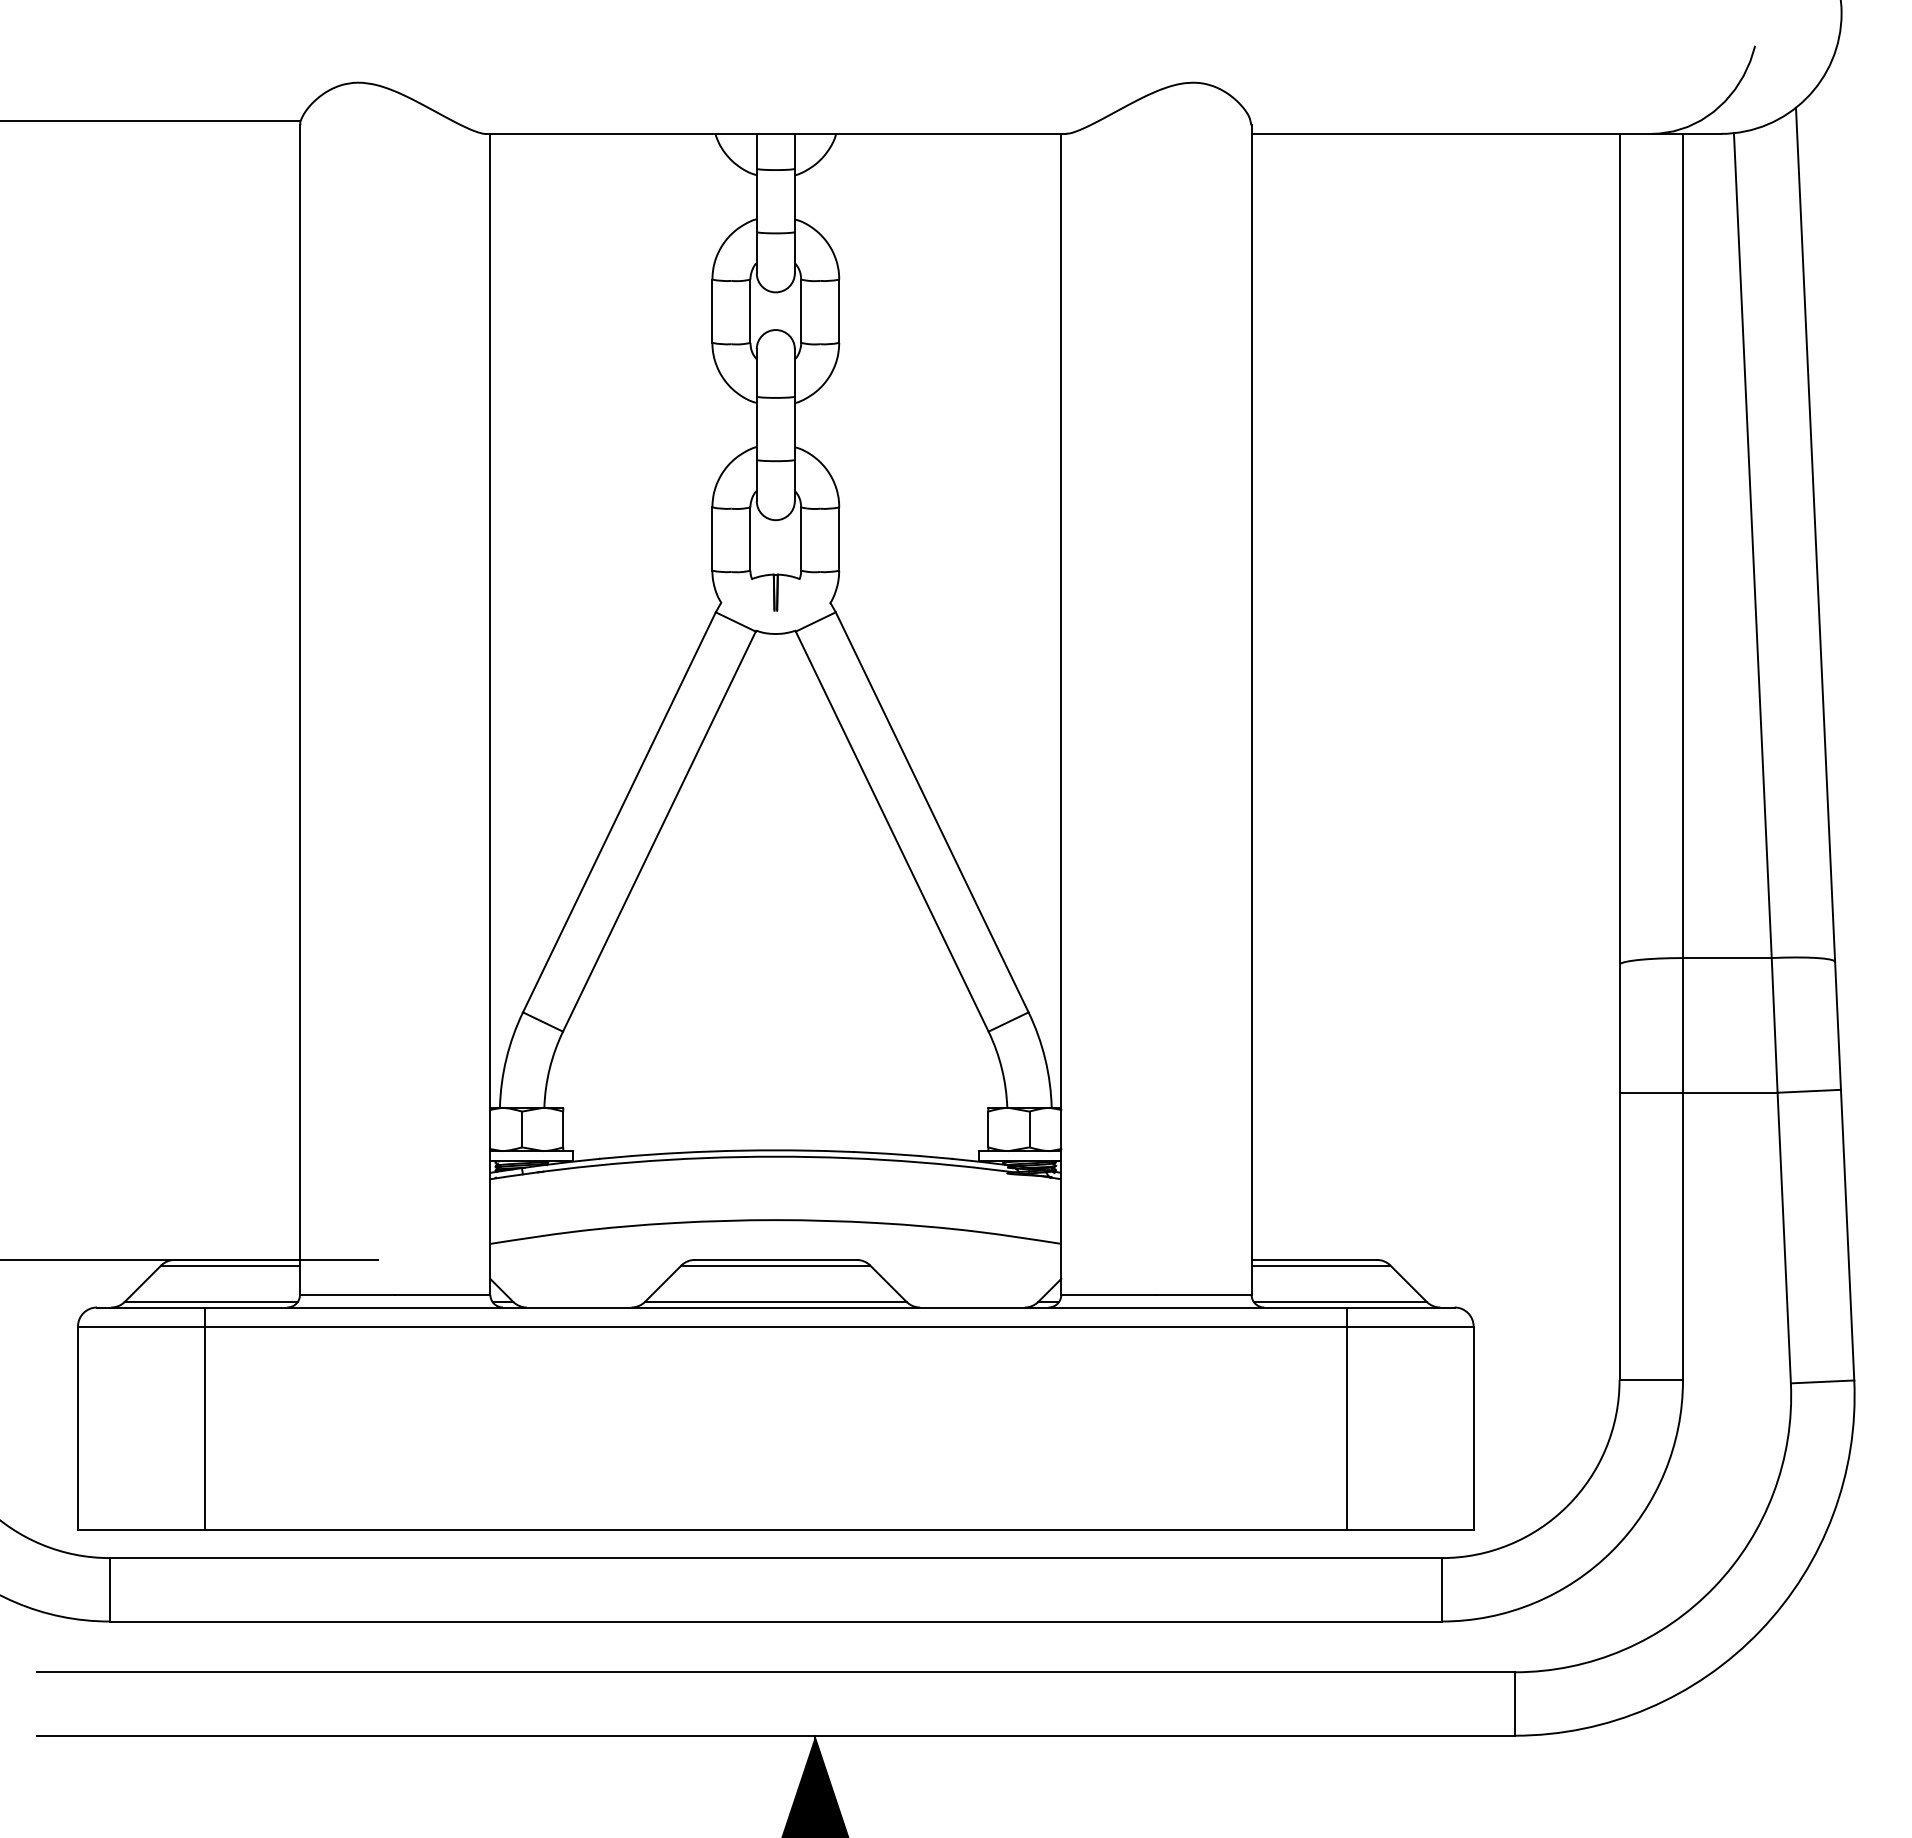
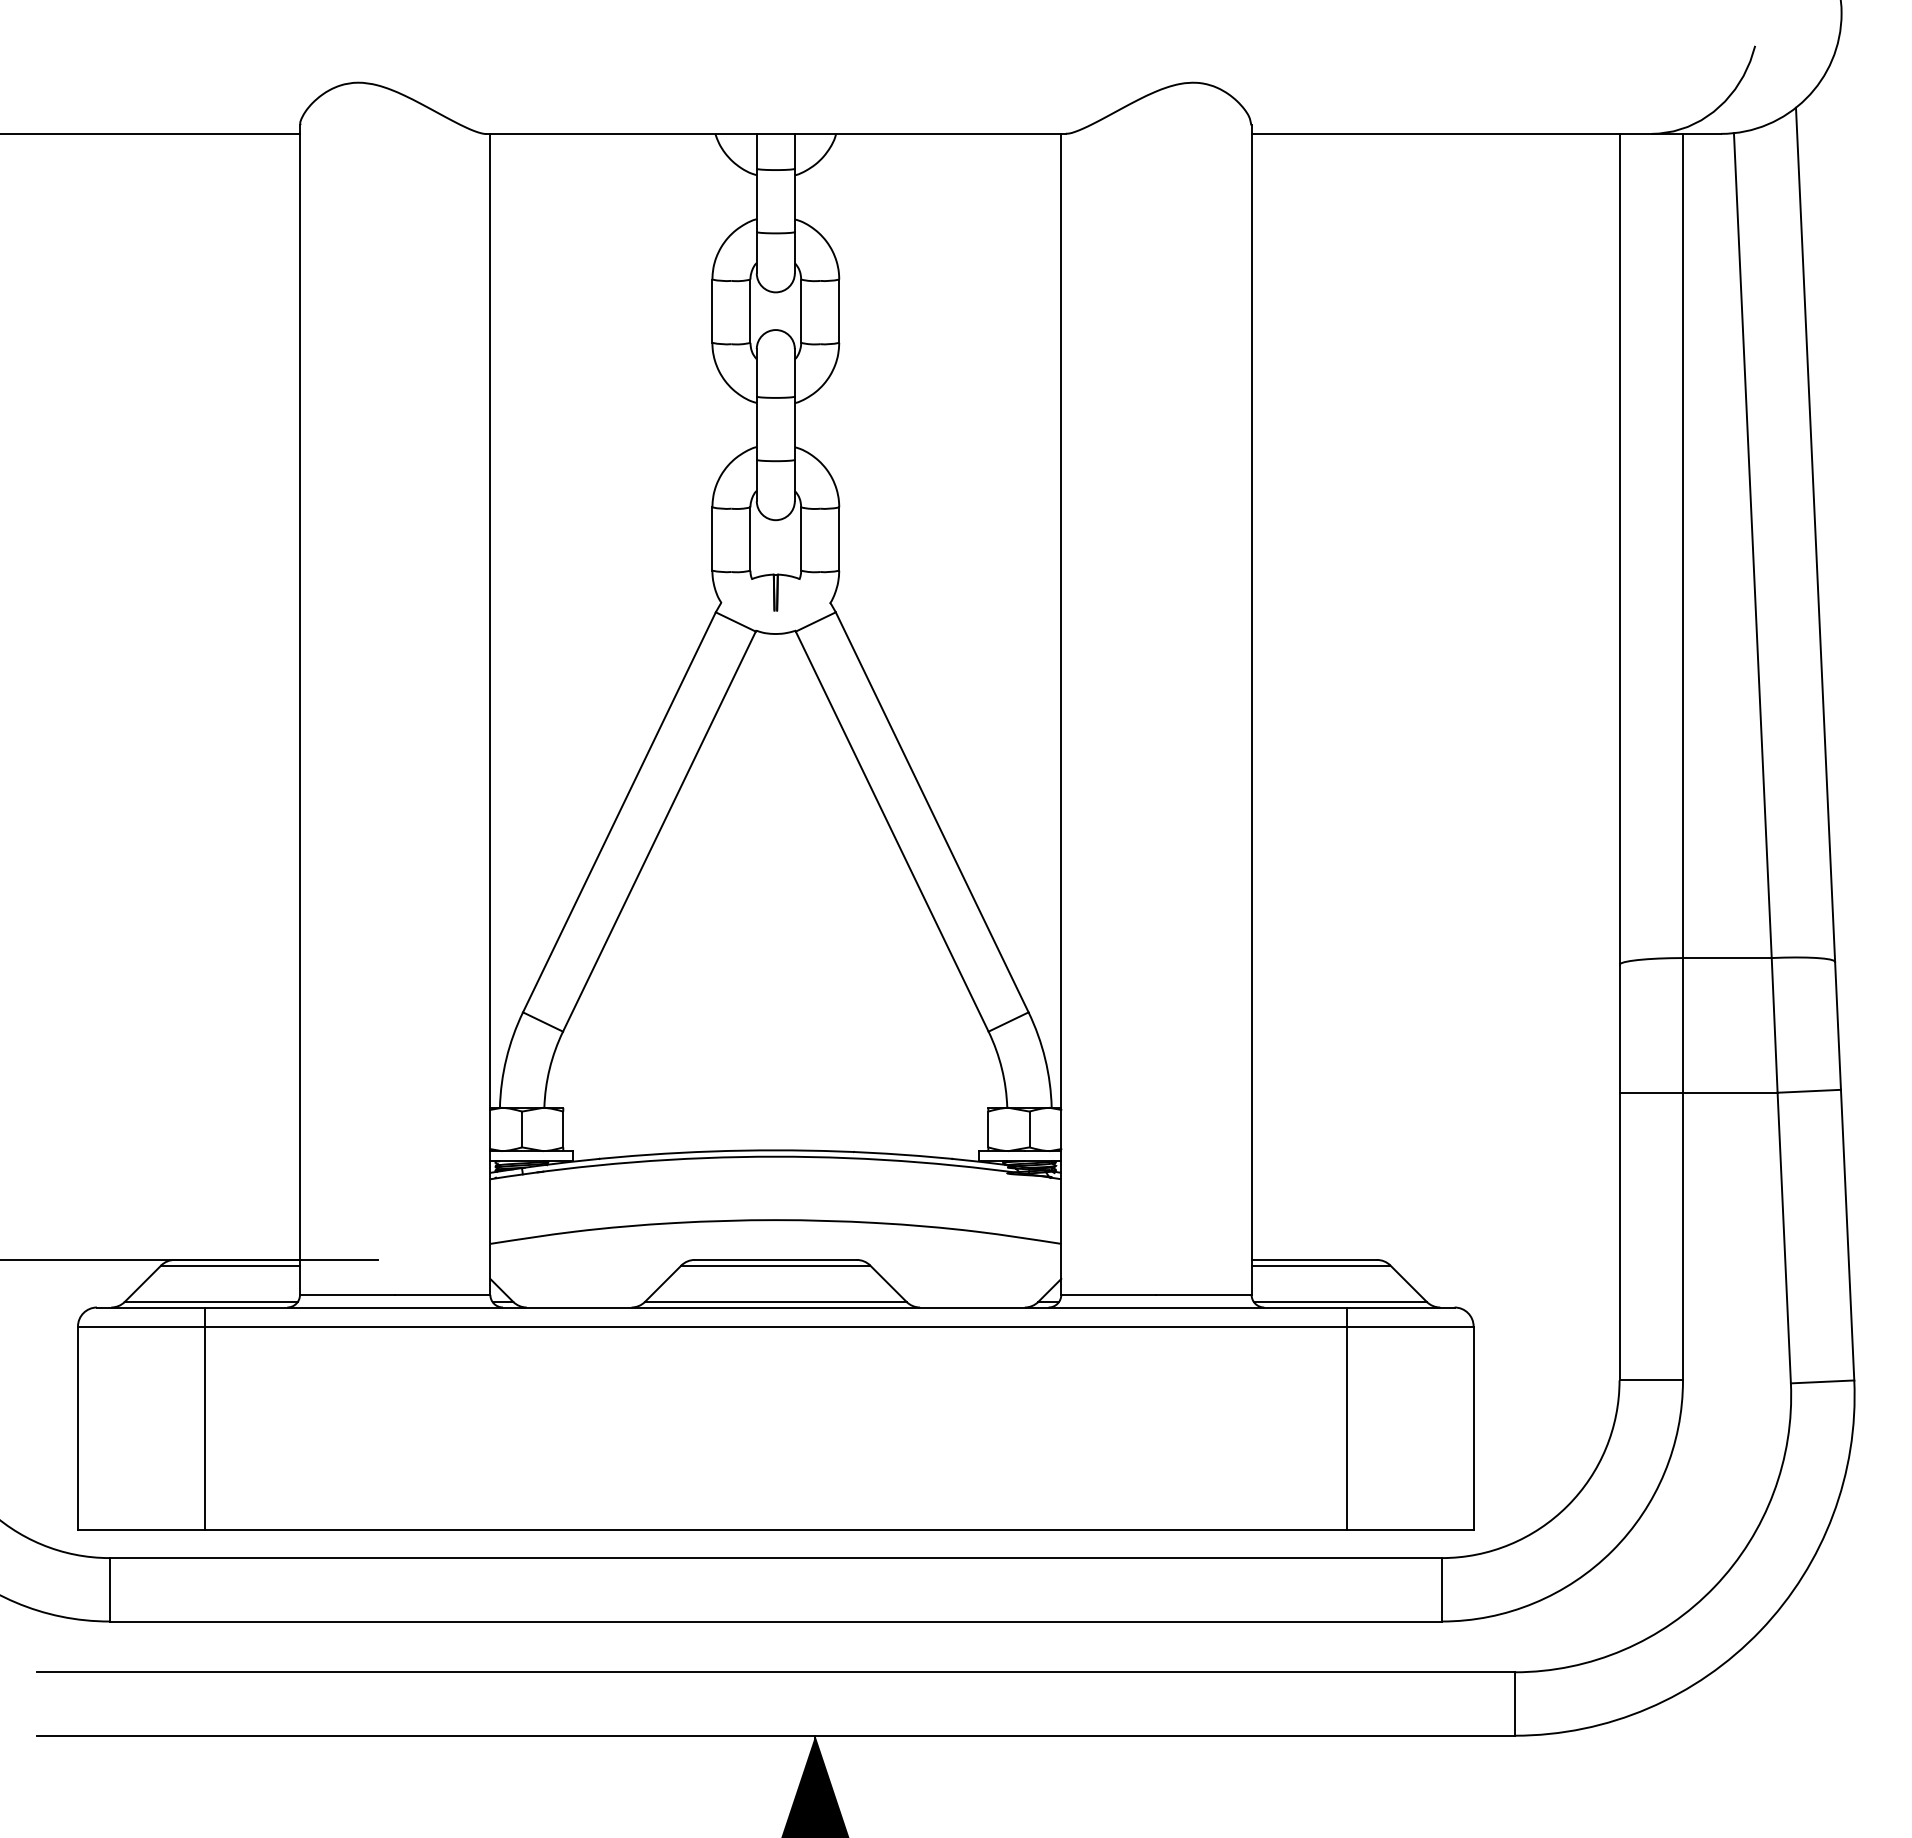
line position: (151, 120) -> (151, 133) (151, 133)
